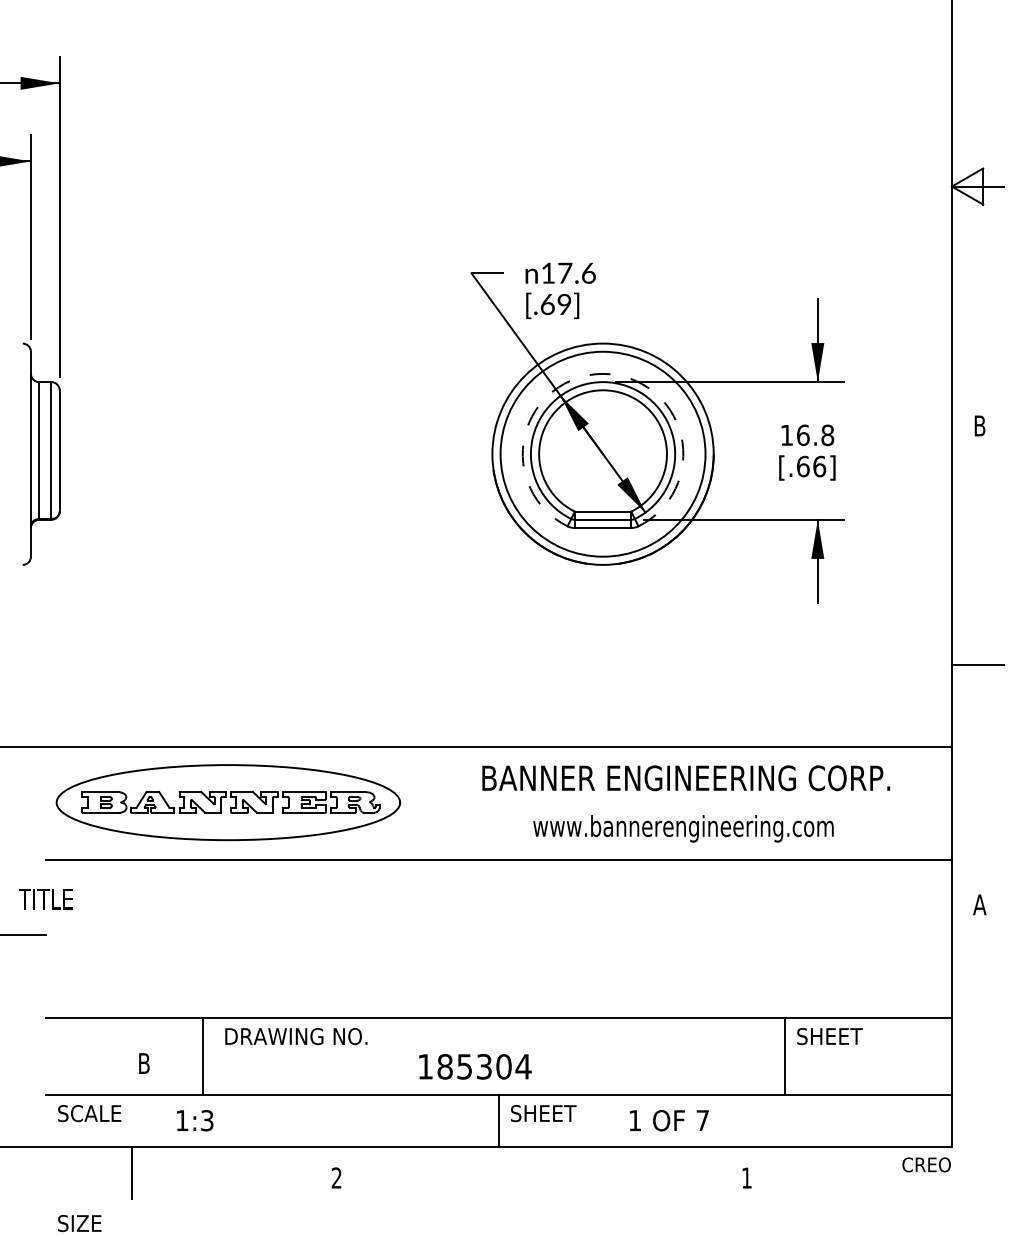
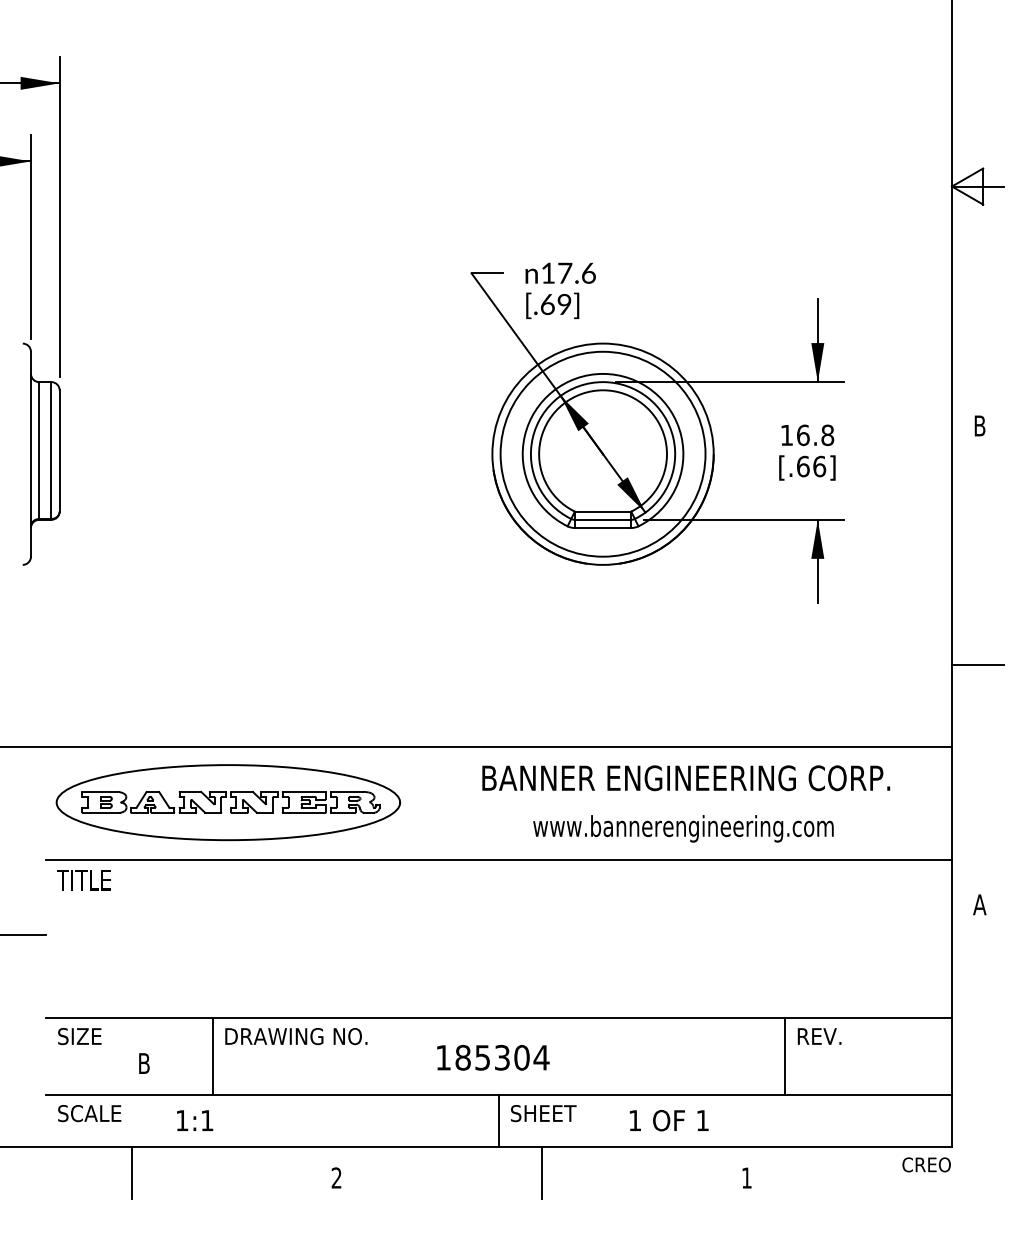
arc: dashed -> solid (603, 373)
text position: (45, 899) -> (83, 880) (83, 880)
text: SHEET -> REV. (829, 1036)
line position: (202, 1055) -> (212, 1055) (212, 1055)
text position: (475, 1066) -> (493, 1057) (493, 1057)
text: 1:3 -> 1:1 (207, 1120)
text: 7 -> 1 (702, 1120)
line: none -> present (541, 1172)
text position: (79, 1223) -> (79, 1036) (79, 1036)
